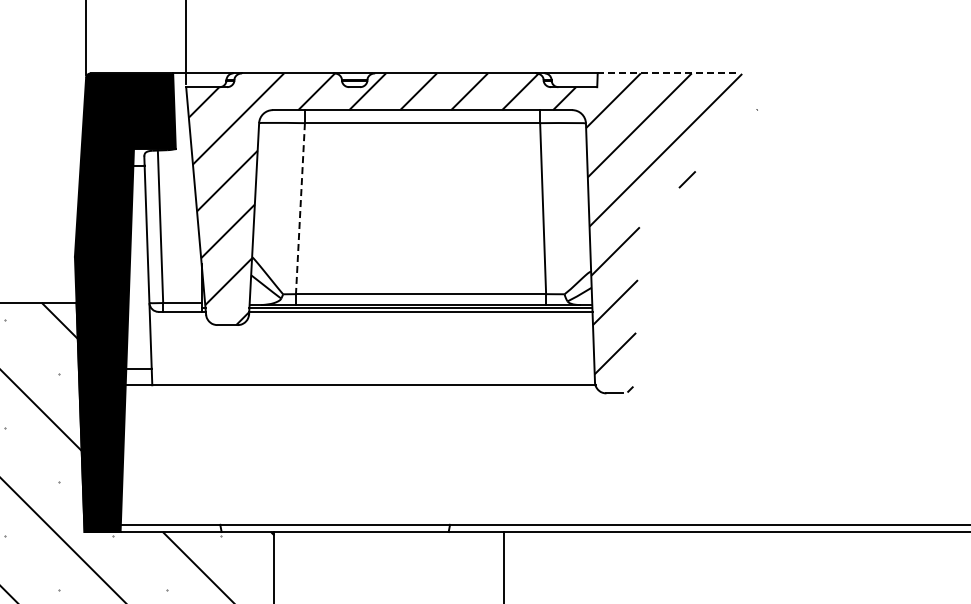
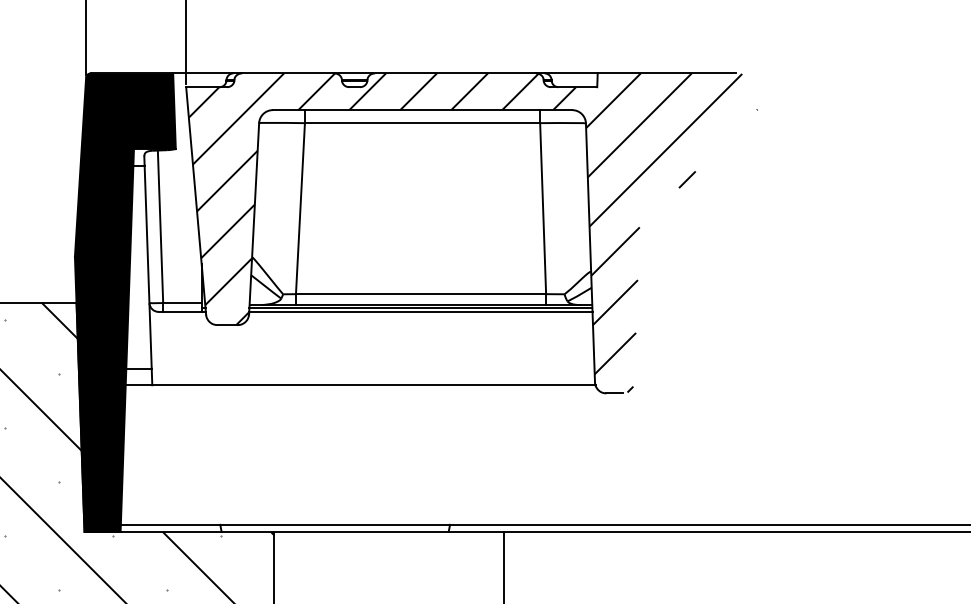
line: dashed -> solid (666, 73)
line: dashed -> solid (300, 208)
